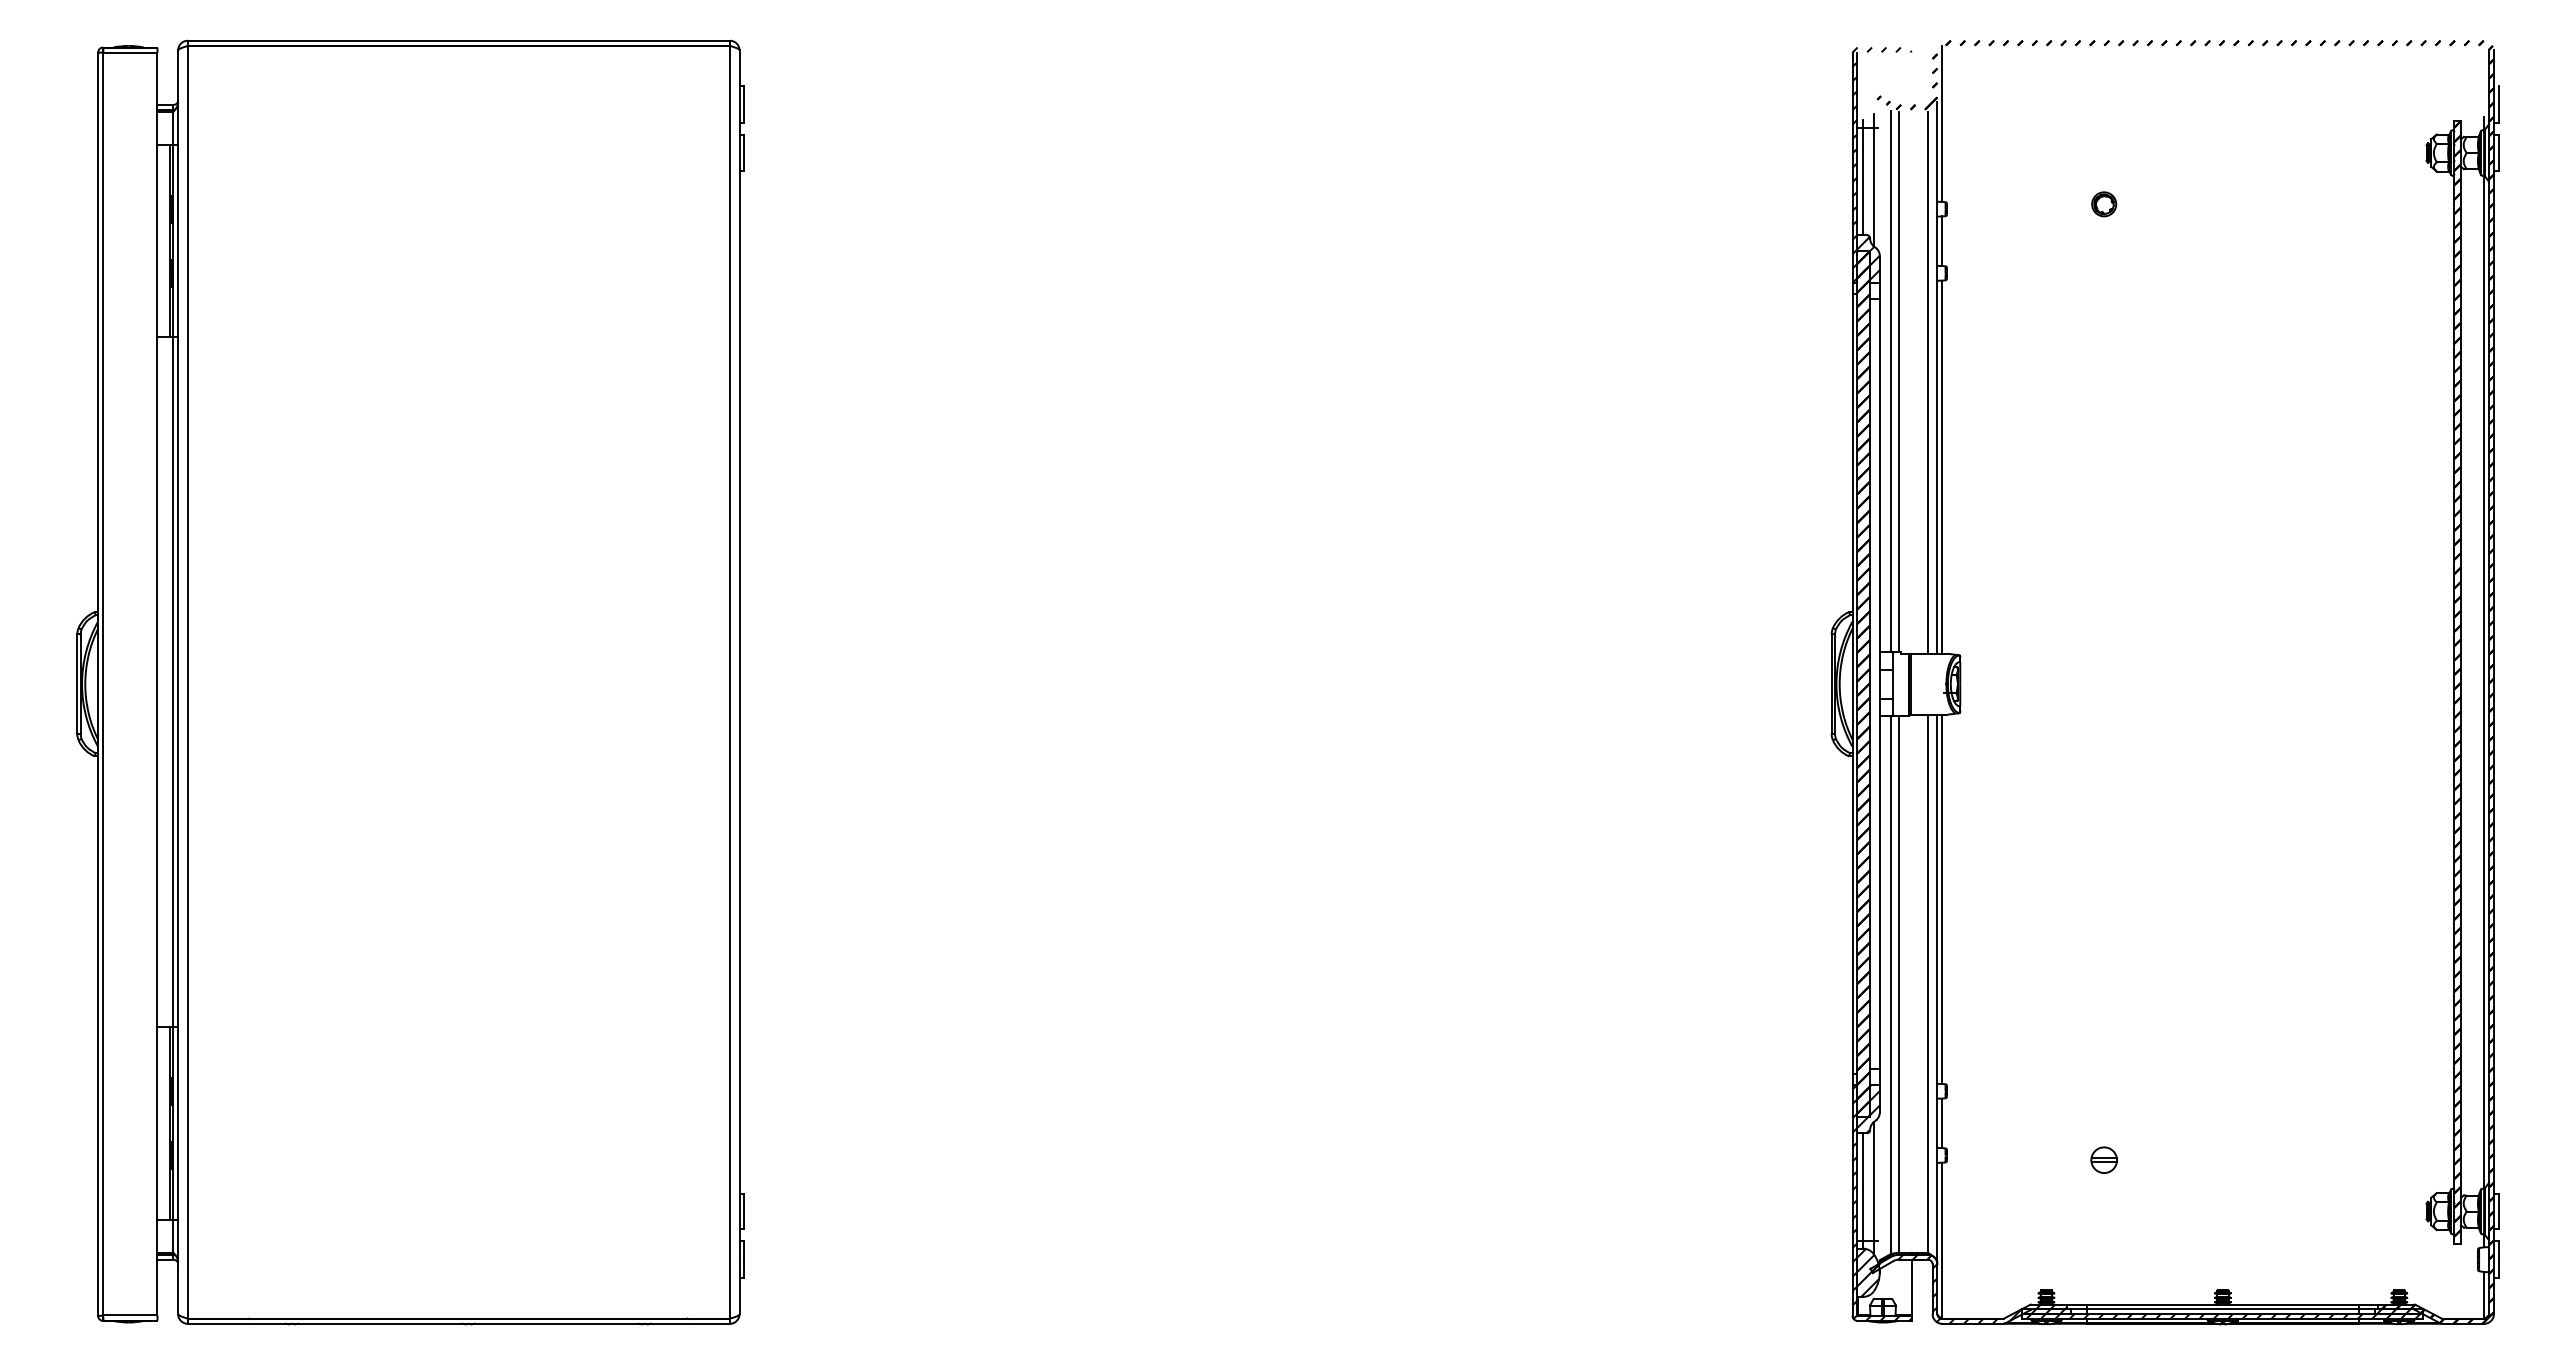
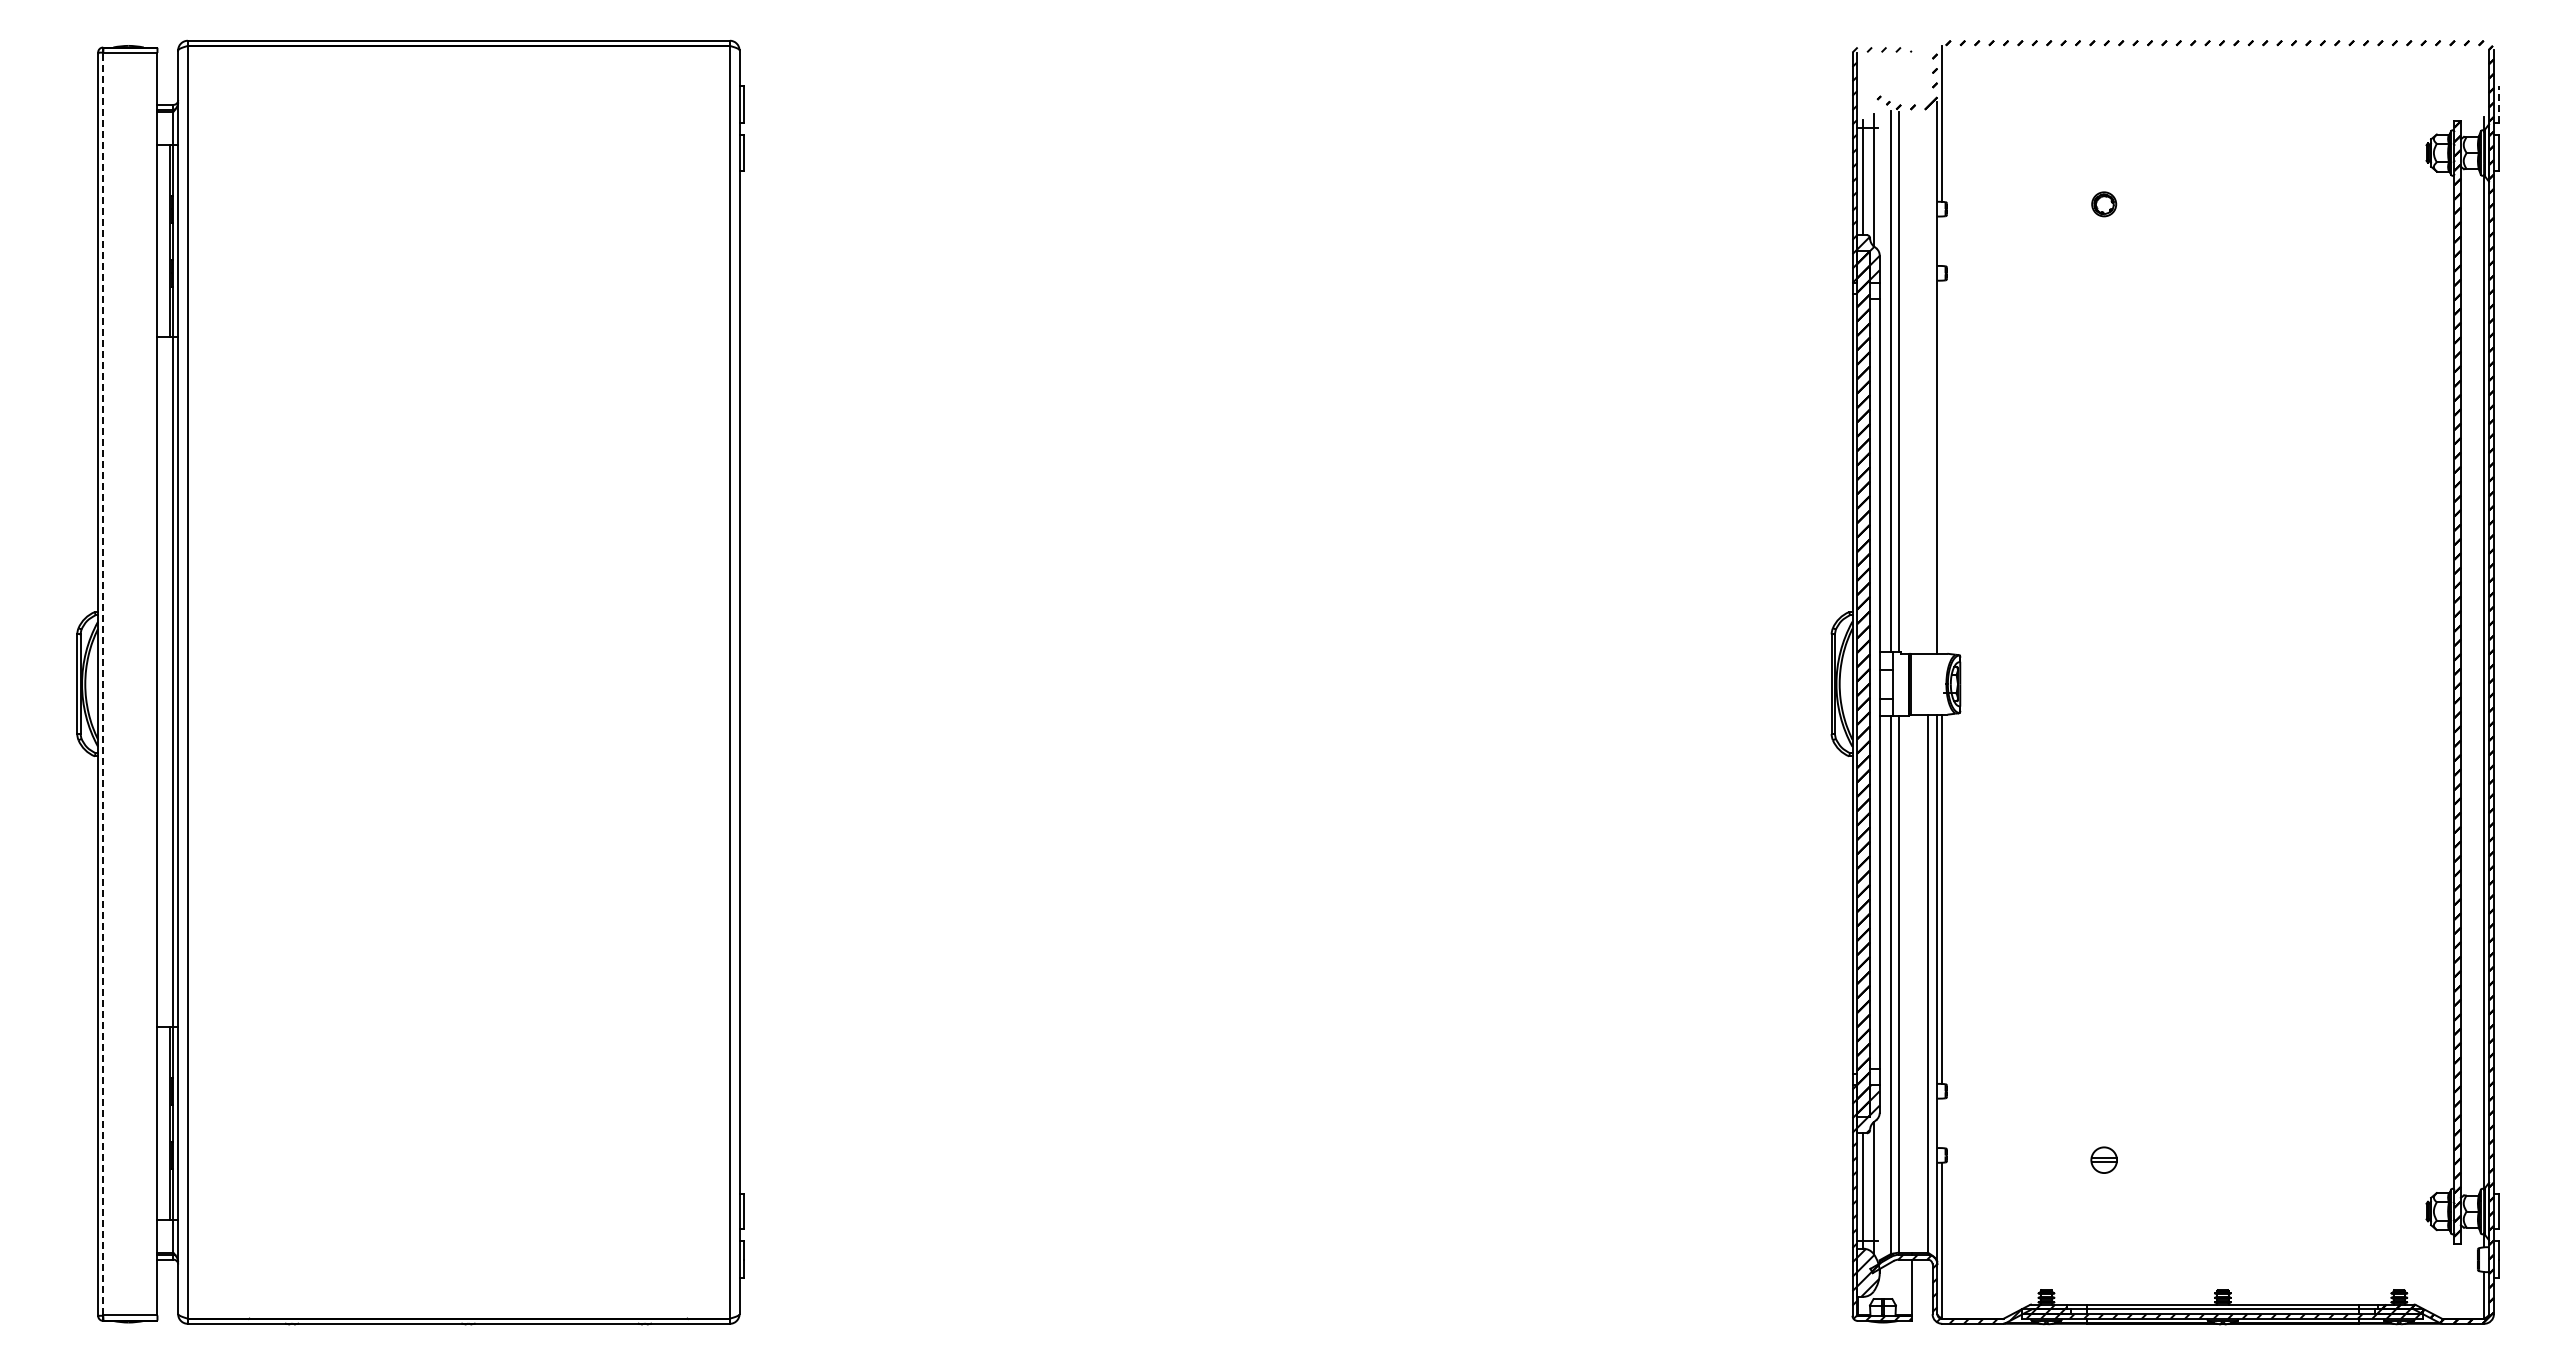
line: solid -> dashed (2498, 104)
line: present -> none (1942, 241)
line: present -> none (1927, 382)
line: present -> none (1942, 466)
line: solid -> dashed (103, 683)
line: present -> none (1942, 1123)
